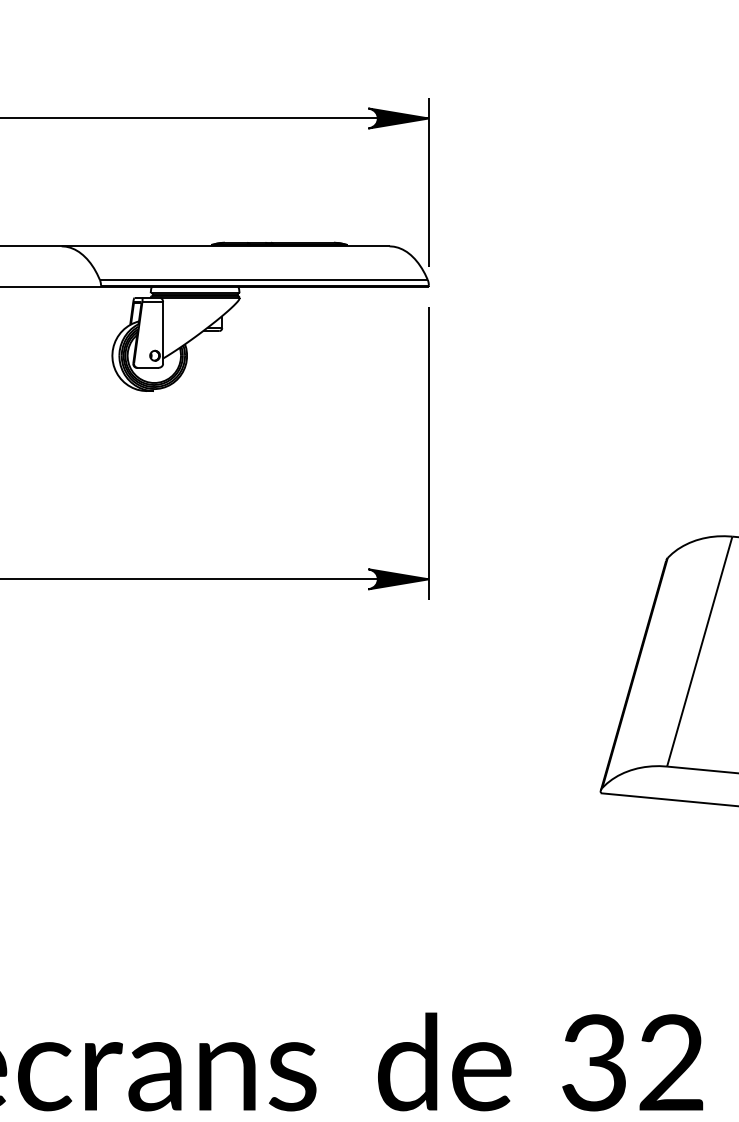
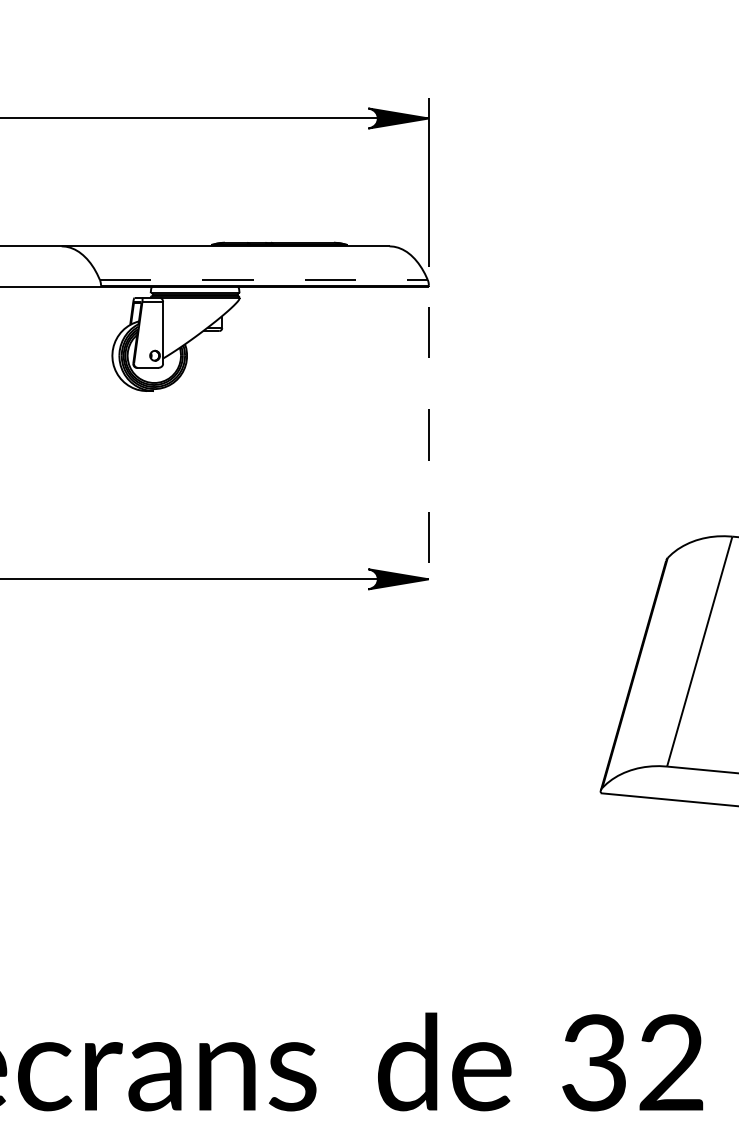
line: solid -> dashed (263, 279)
line: solid -> dashed (428, 453)
